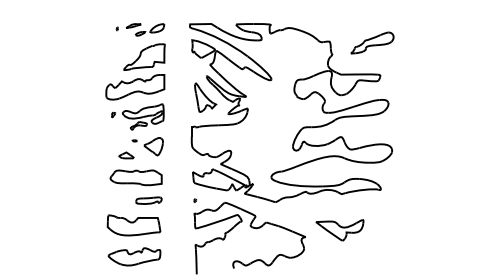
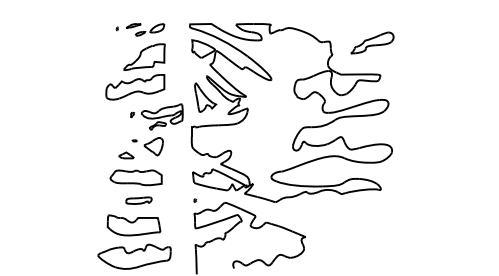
part position: (137, 116) -> (156, 116) (156, 116)
part position: (148, 200) -> (138, 200) (138, 200)
part: present -> none (339, 230)
part size: 55x20 px -> 75x27 px (134, 256)
